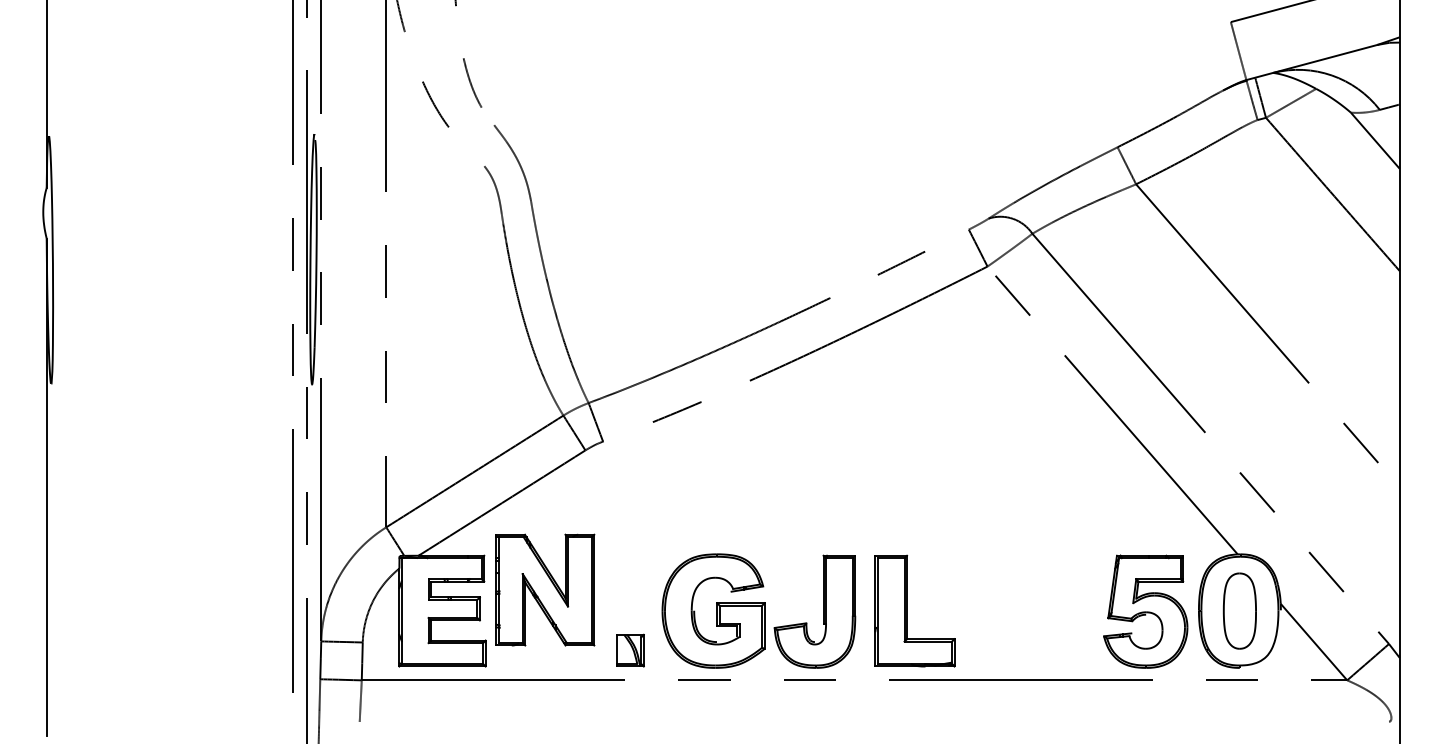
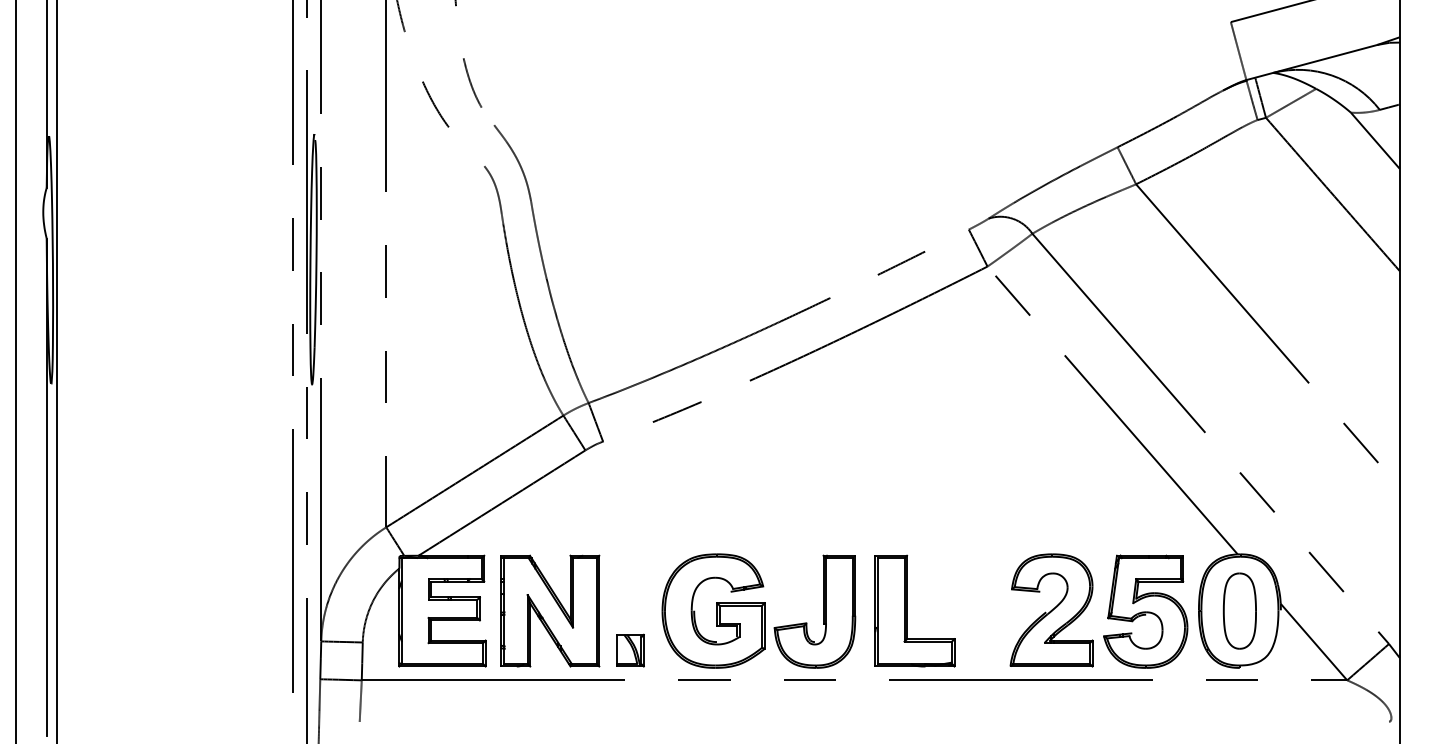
line: none -> present (15, 371)
line: none -> present (57, 371)
part position: (545, 589) -> (550, 610) (550, 610)
part: none -> present (1051, 610)
